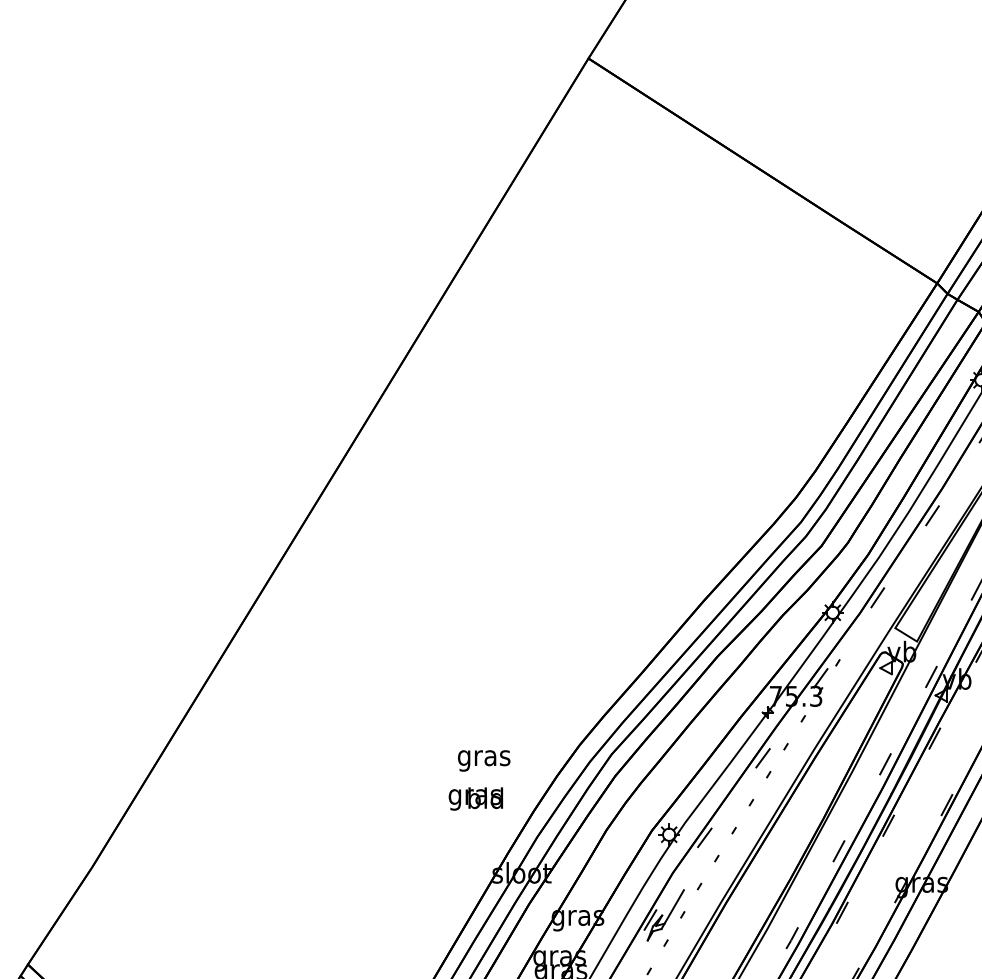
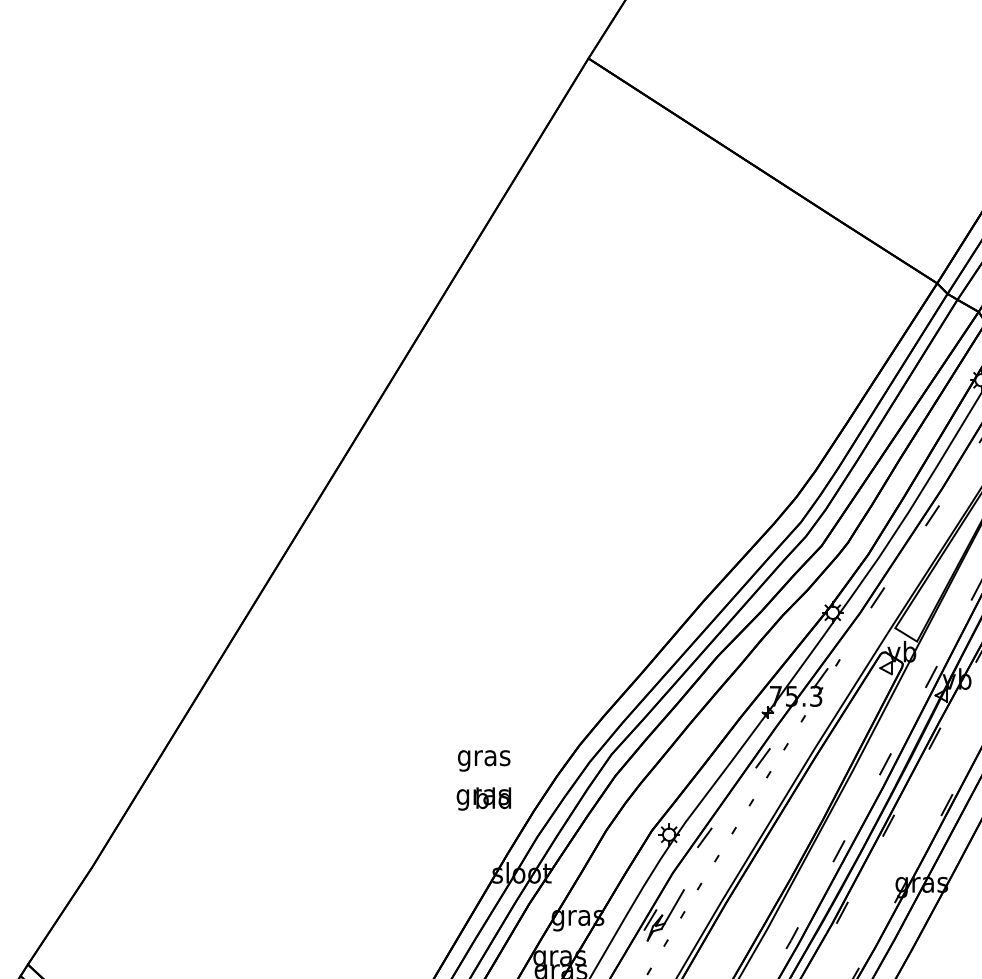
text position: (475, 798) -> (483, 798) (483, 798)
